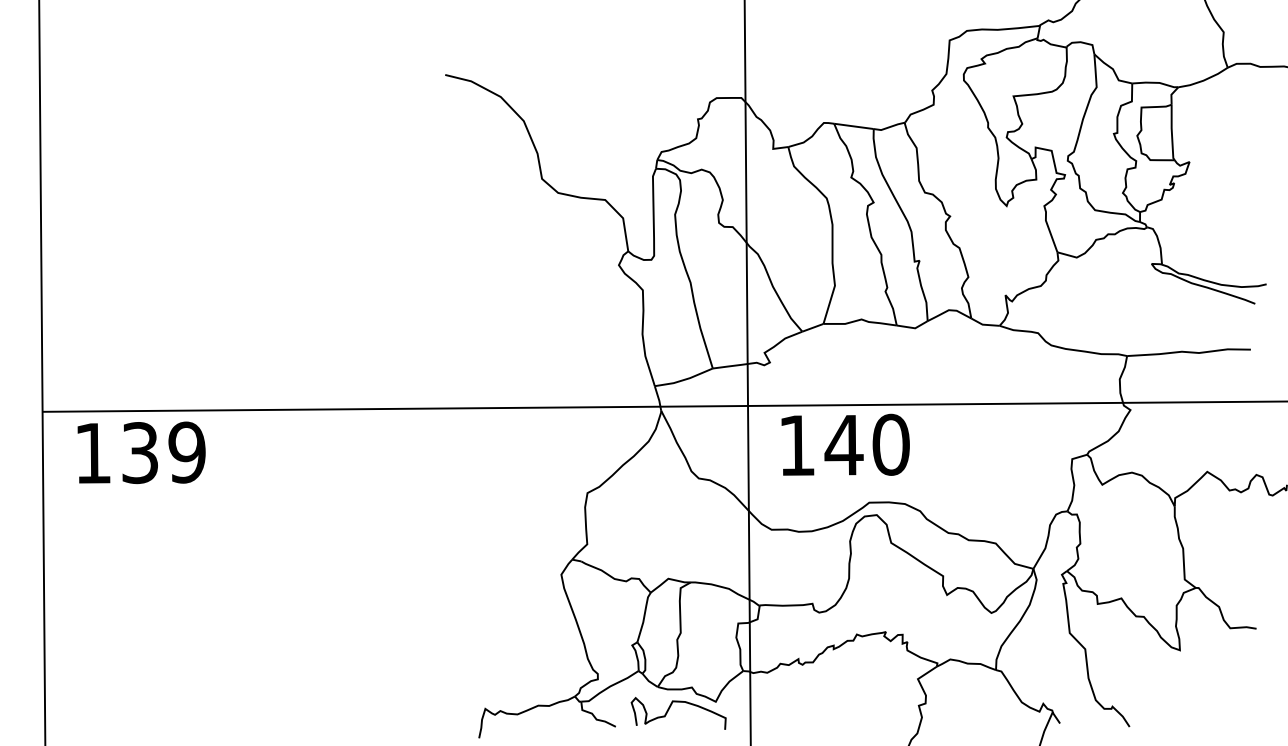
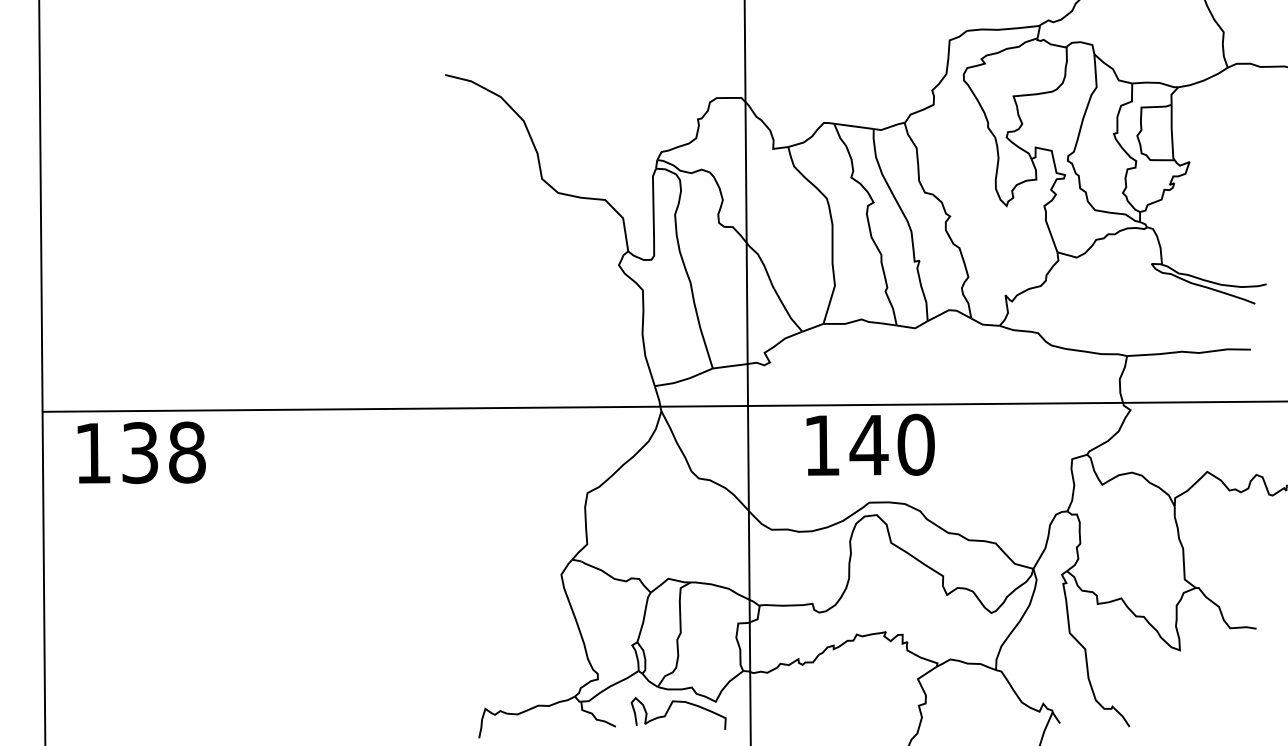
text position: (845, 444) -> (870, 444) (870, 444)
text: 139 -> 138 (186, 452)
